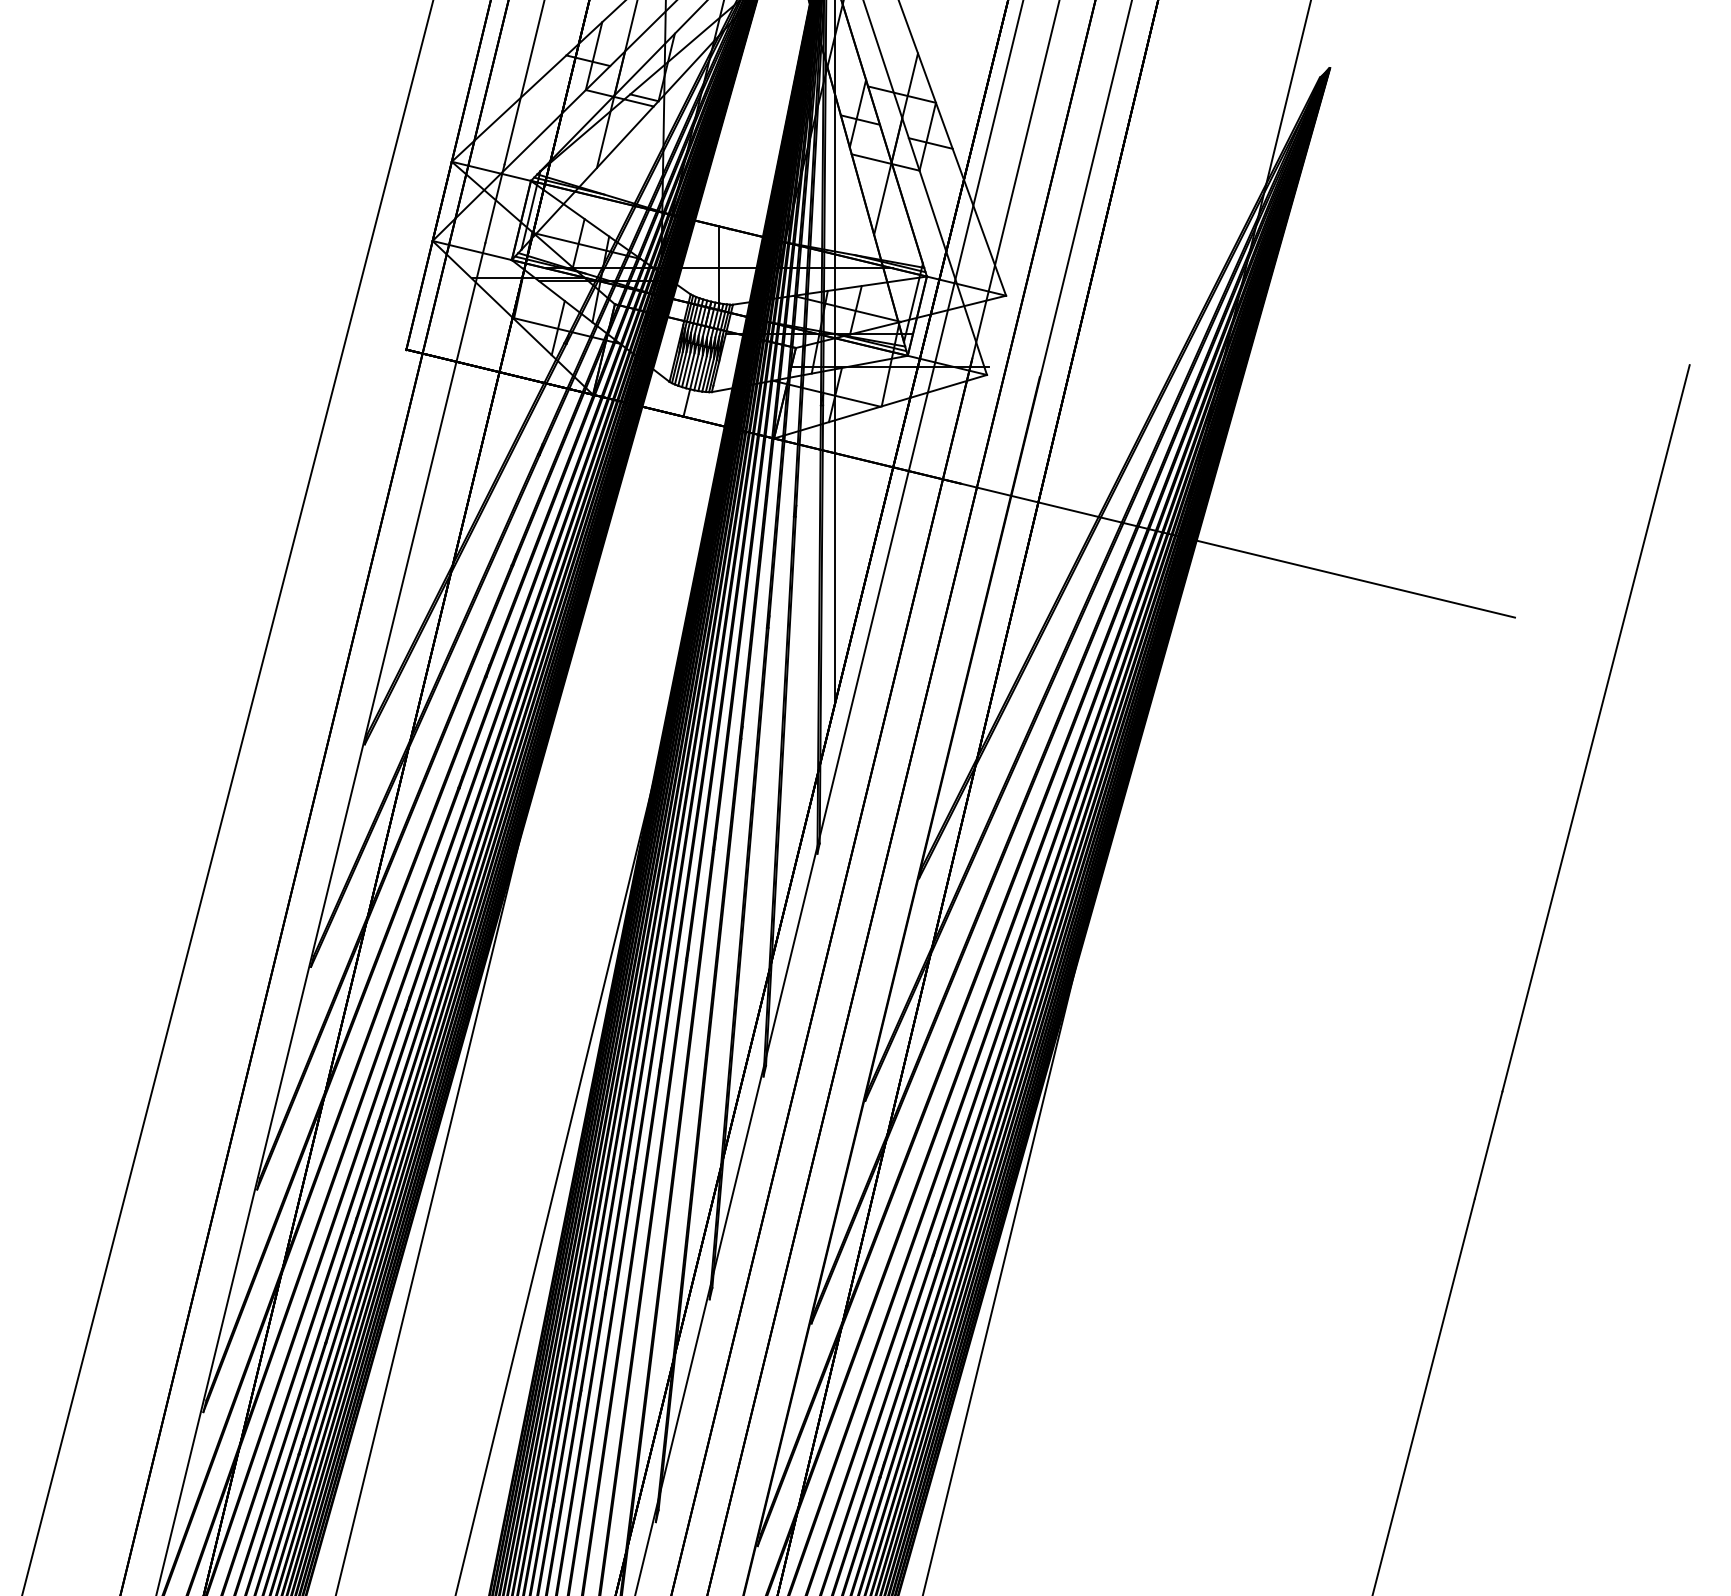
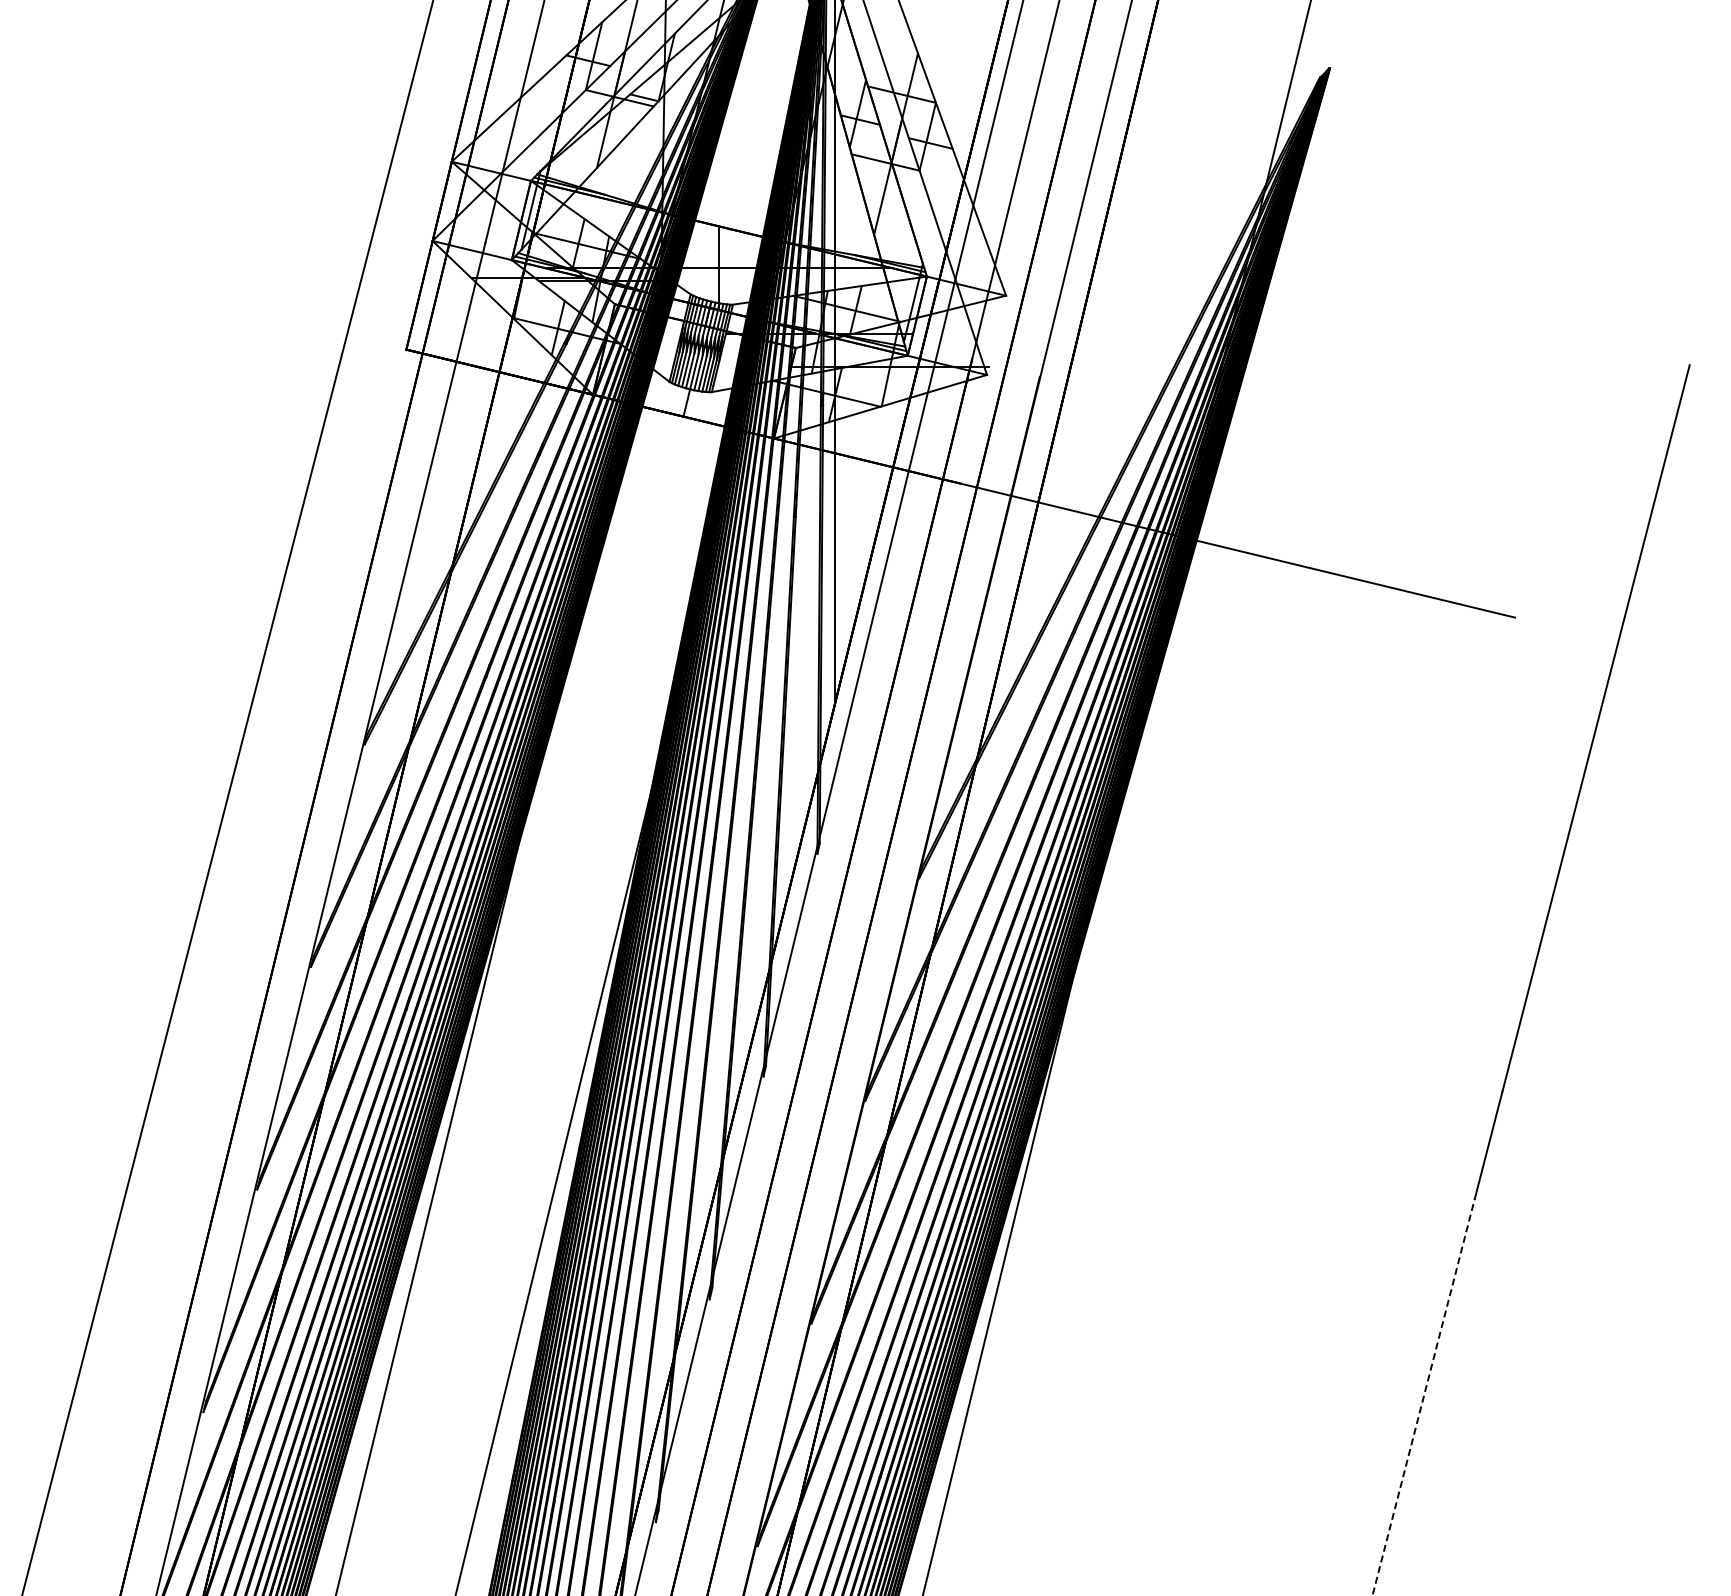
line: solid -> dashed (1423, 1397)
